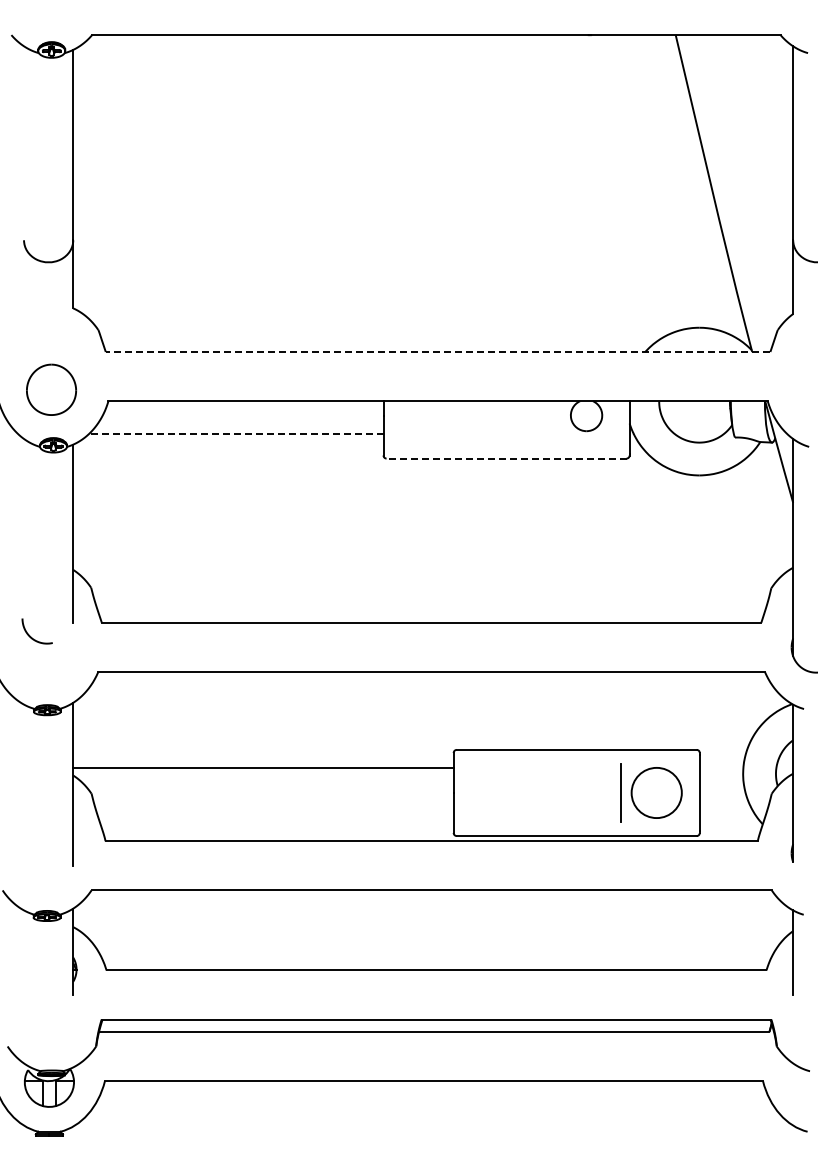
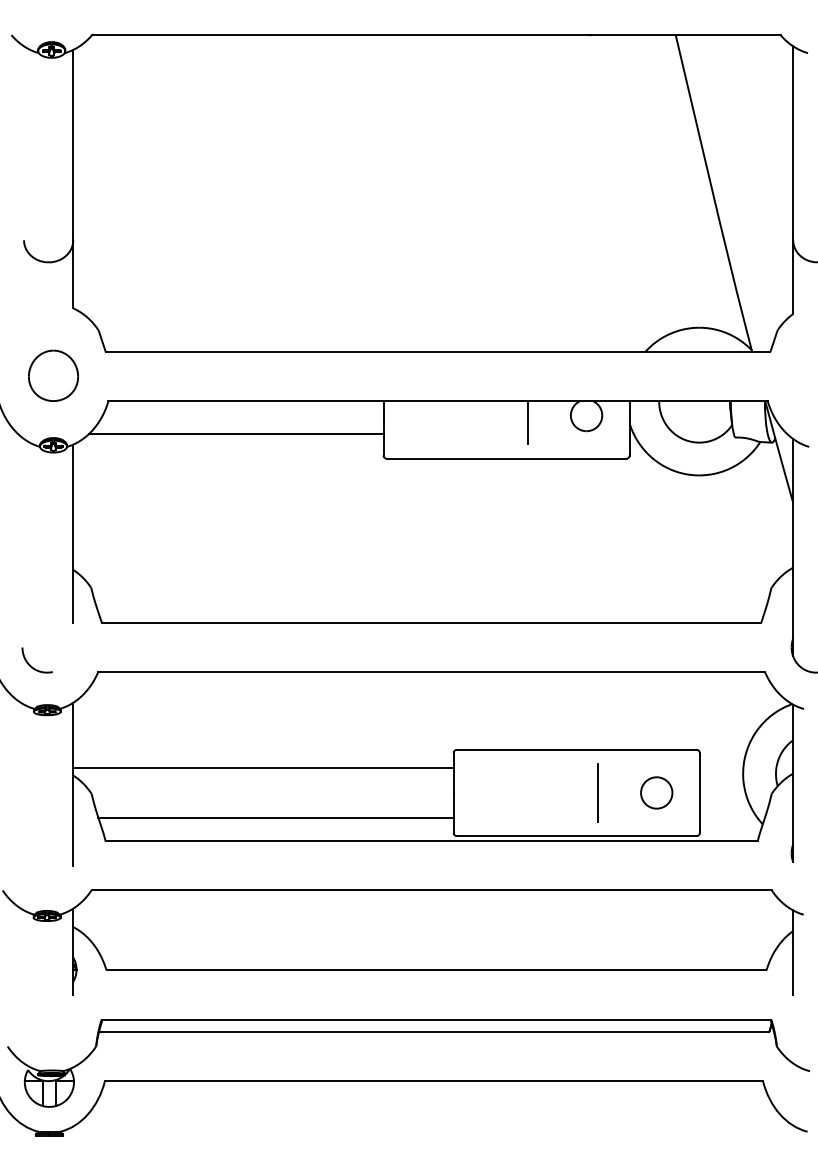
line: dashed -> solid (437, 352)
part position: (51, 389) -> (53, 375) (53, 375)
line: none -> present (528, 422)
line: dashed -> solid (235, 434)
line: dashed -> solid (506, 458)
curve position: (31, 636) -> (31, 665) (31, 665)
line position: (620, 792) -> (597, 792) (597, 792)
circle diameter: 50 px -> 31 px (656, 792)
line: none -> present (275, 817)
